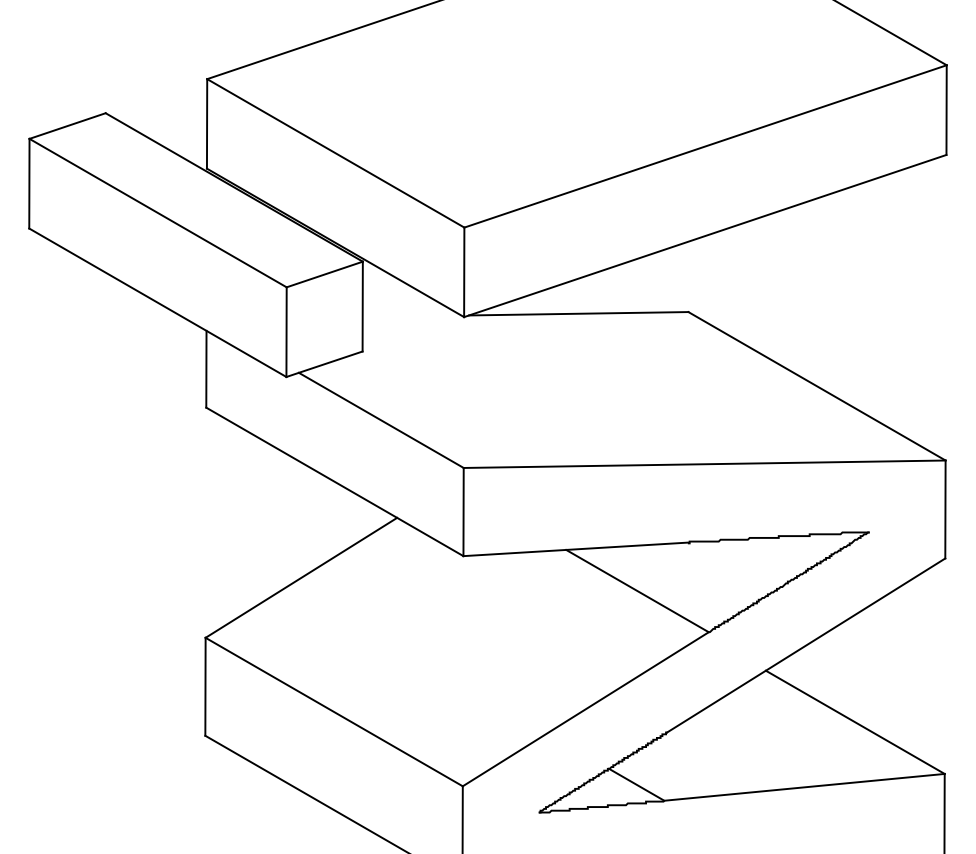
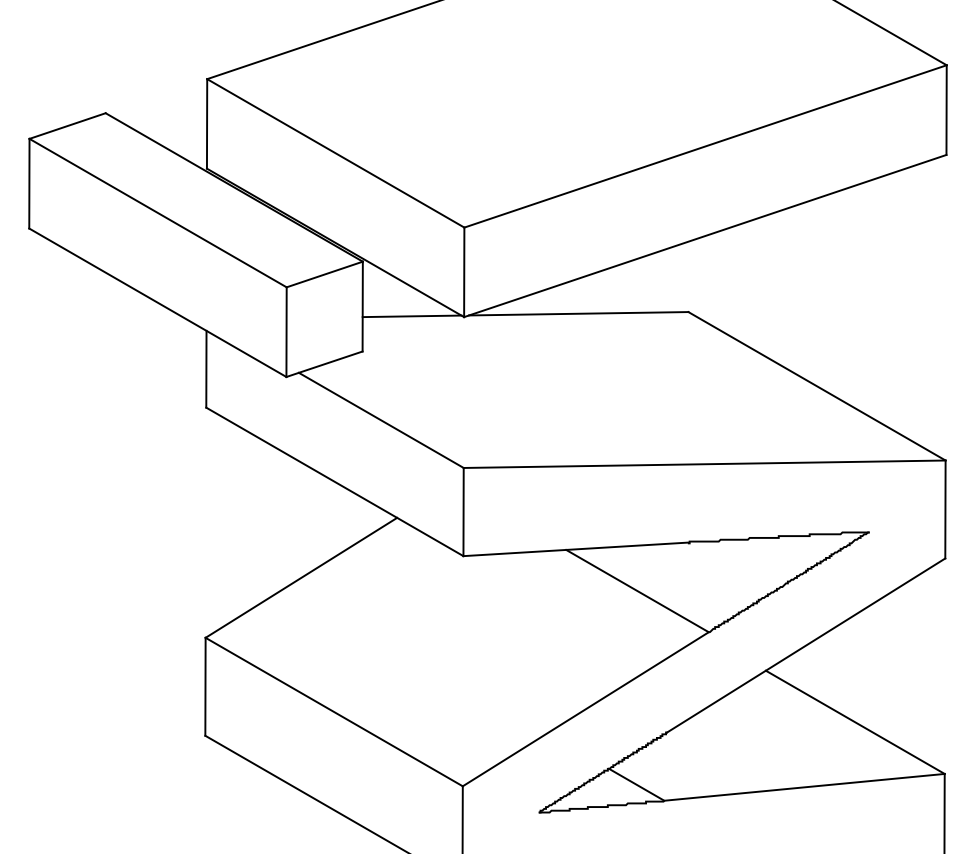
line: none -> present (411, 316)
